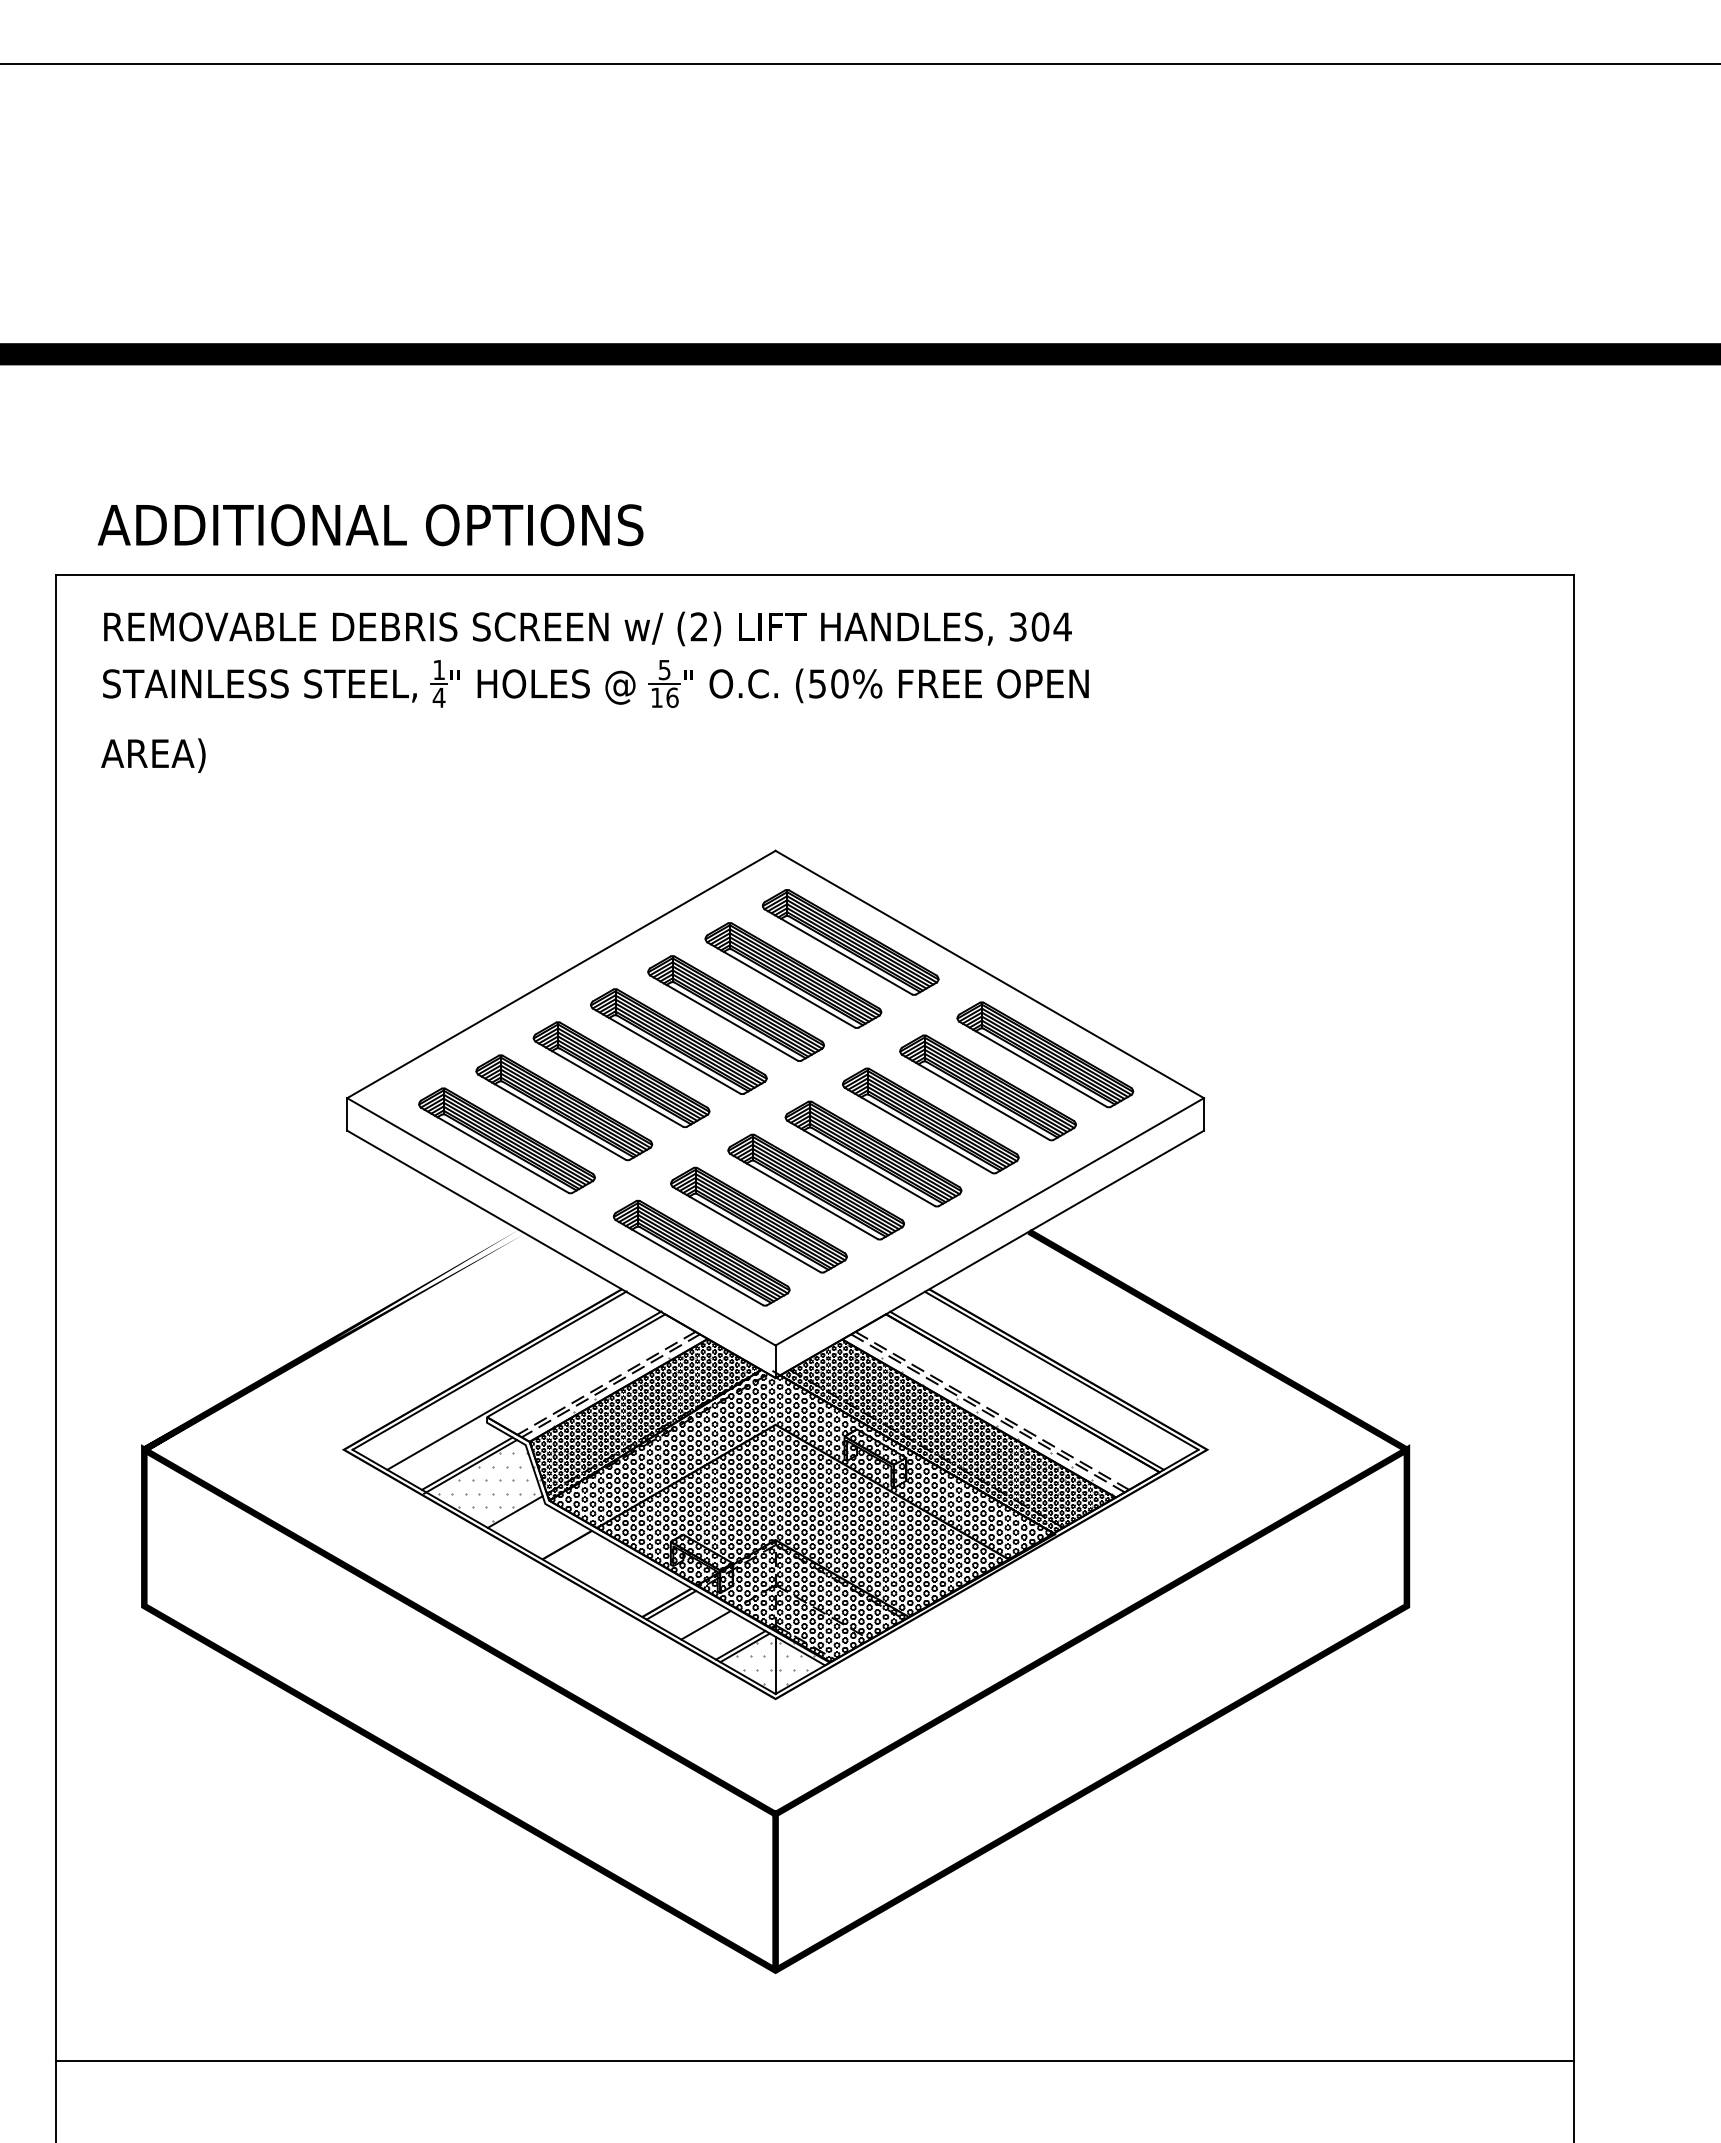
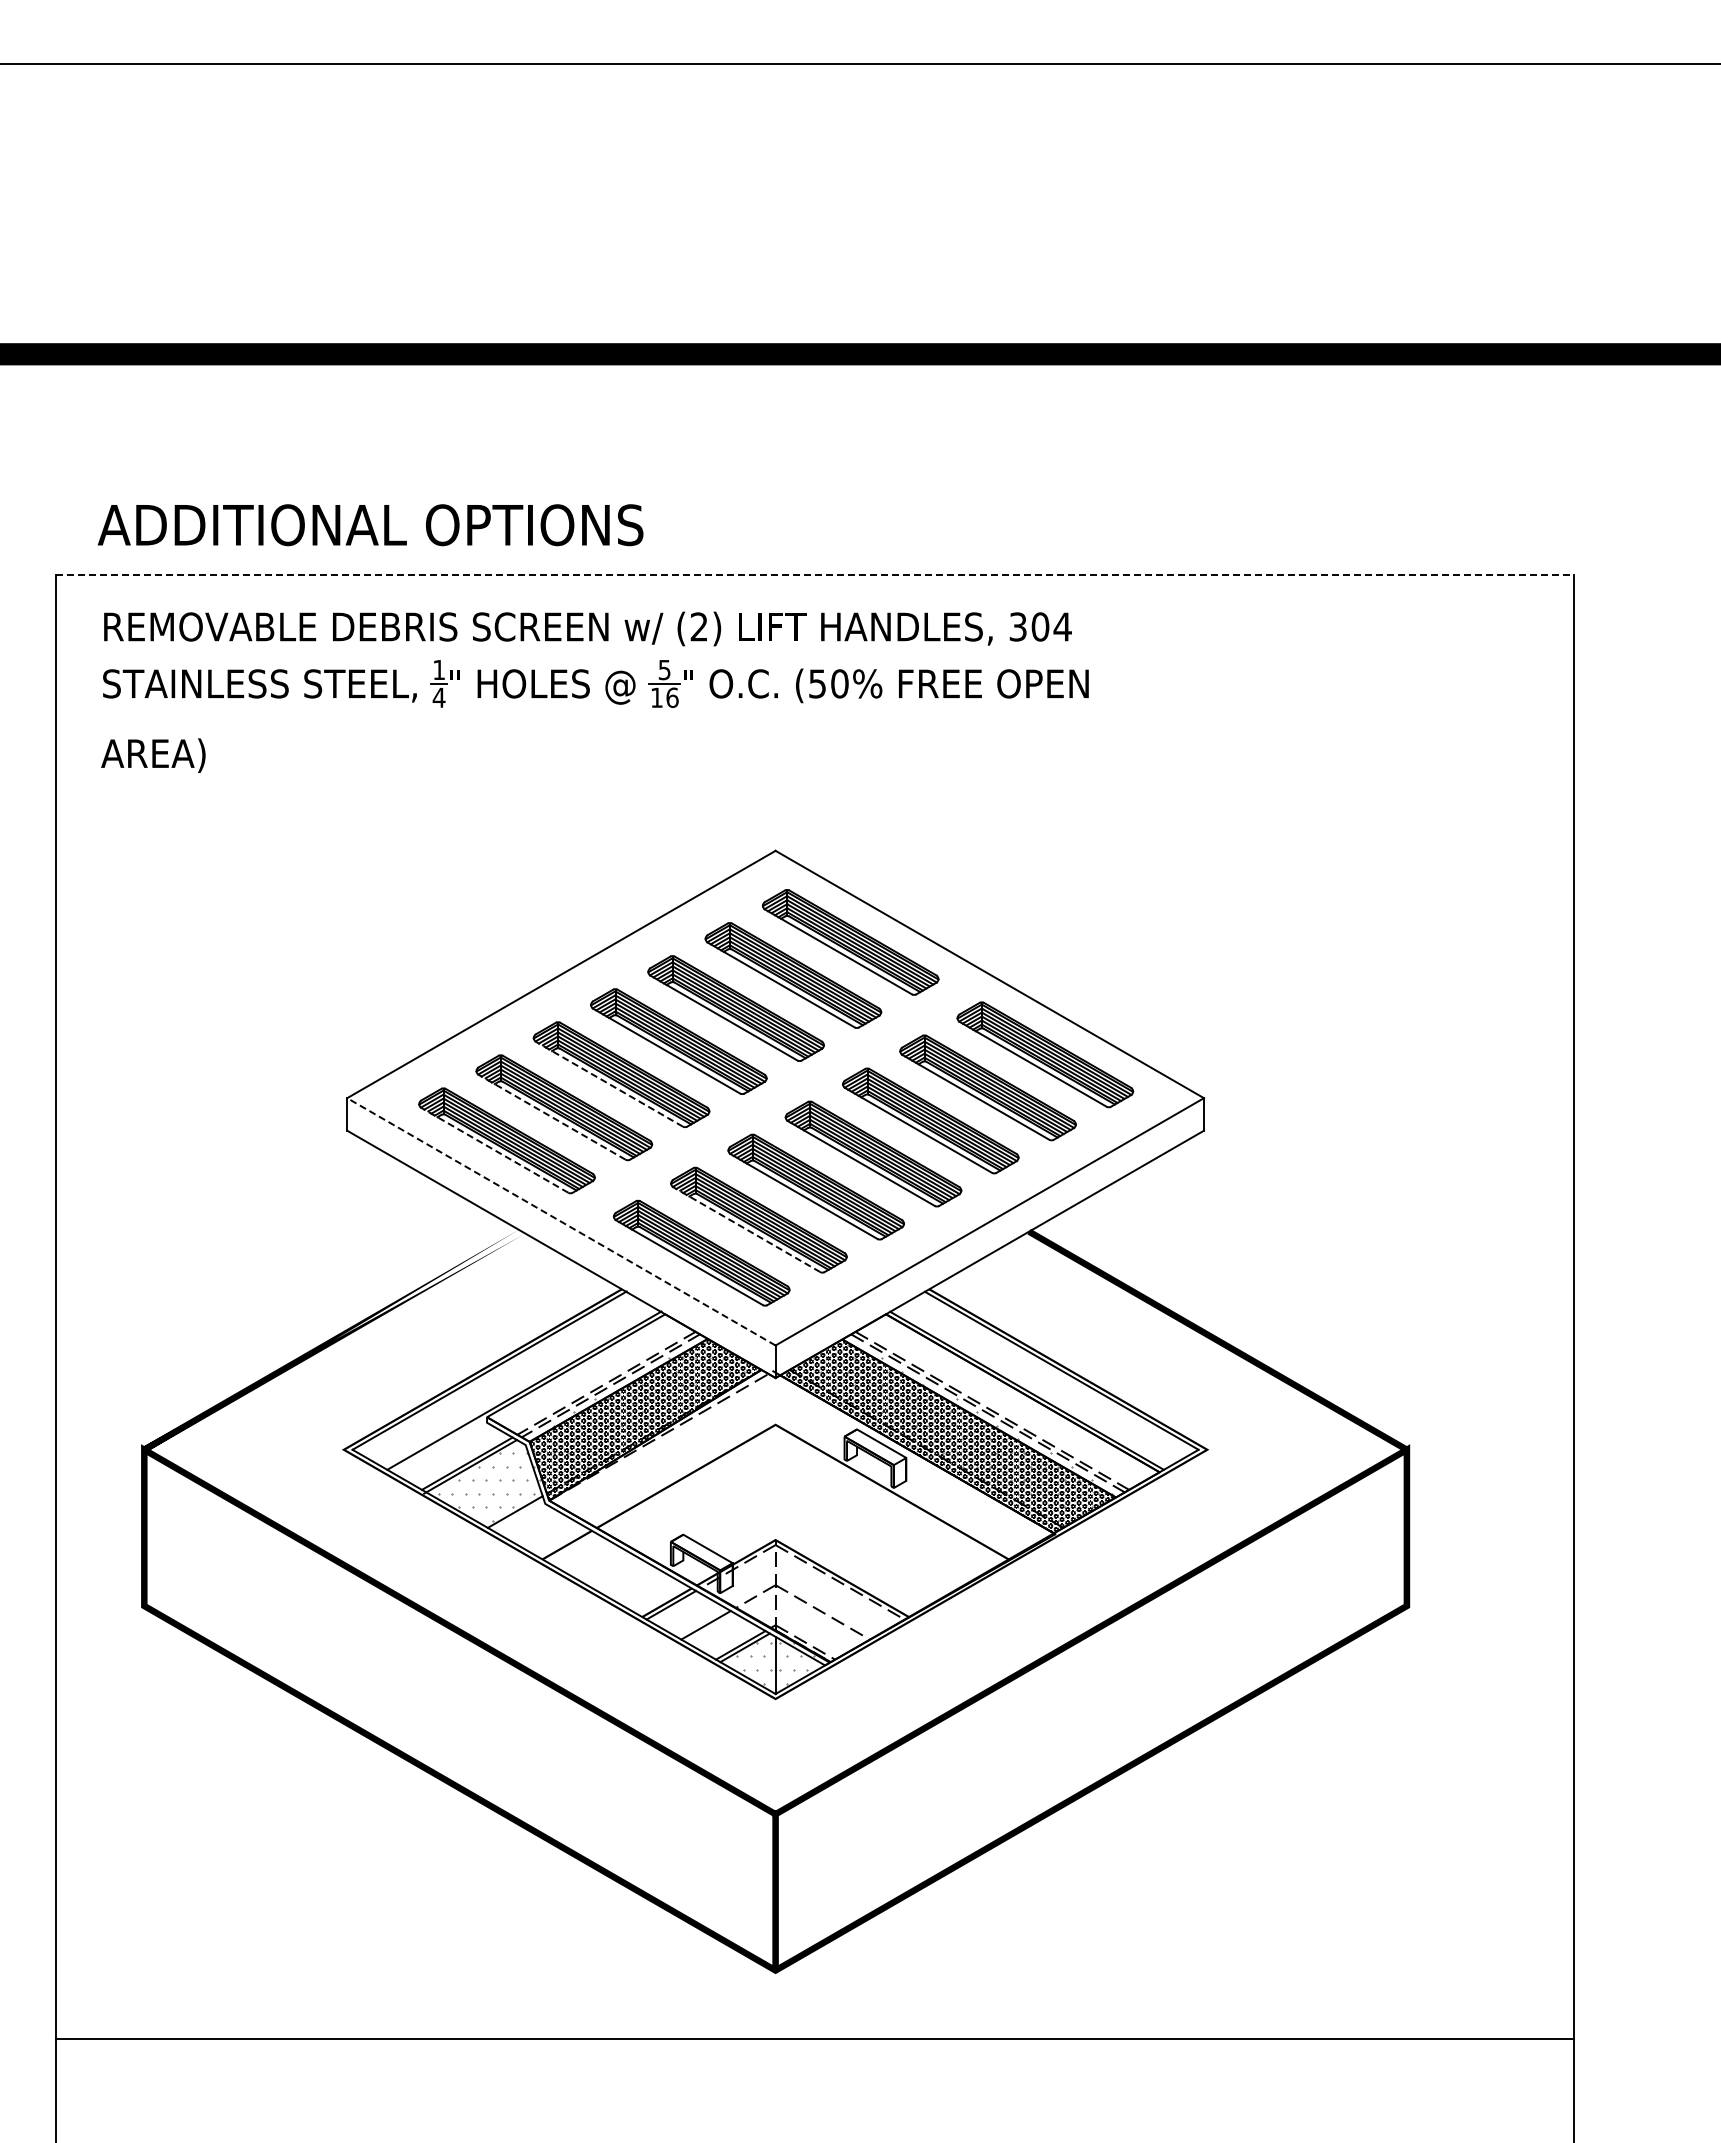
line: solid -> dashed (815, 574)
line: solid -> dashed (609, 1084)
line: solid -> dashed (552, 1117)
line: solid -> dashed (494, 1150)
line: solid -> dashed (560, 1221)
line: solid -> dashed (746, 1229)
hatch: present -> none (800, 1516)
line position: (814, 2061) -> (814, 2039) (814, 2039)
